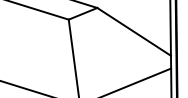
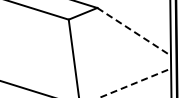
line: solid -> dashed (134, 31)
line: solid -> dashed (135, 83)
